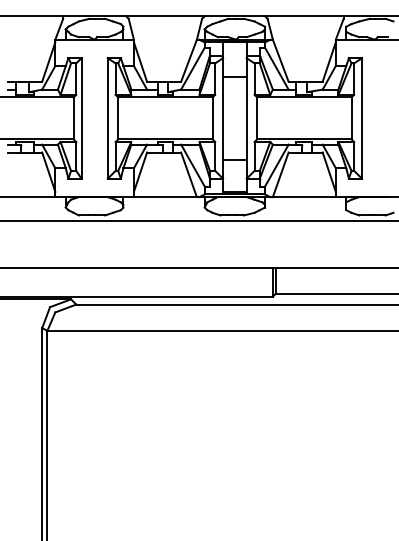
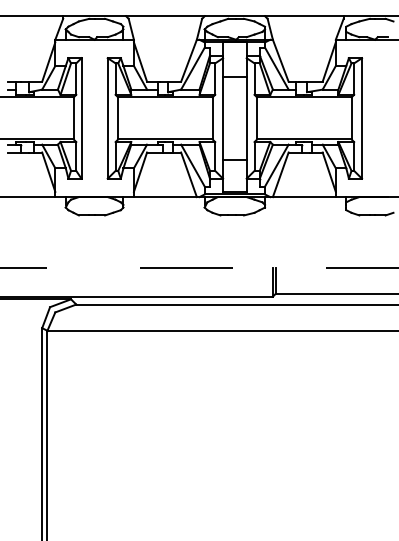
line: present -> none (198, 220)
line: solid -> dashed (200, 267)
